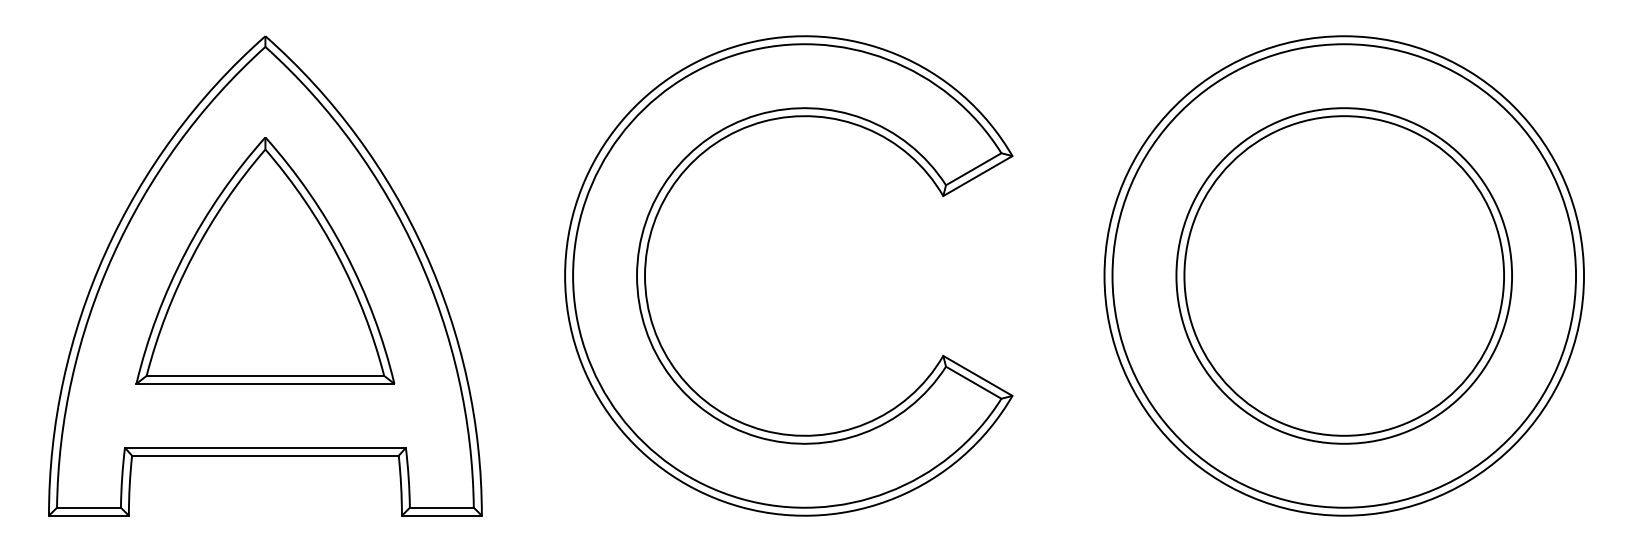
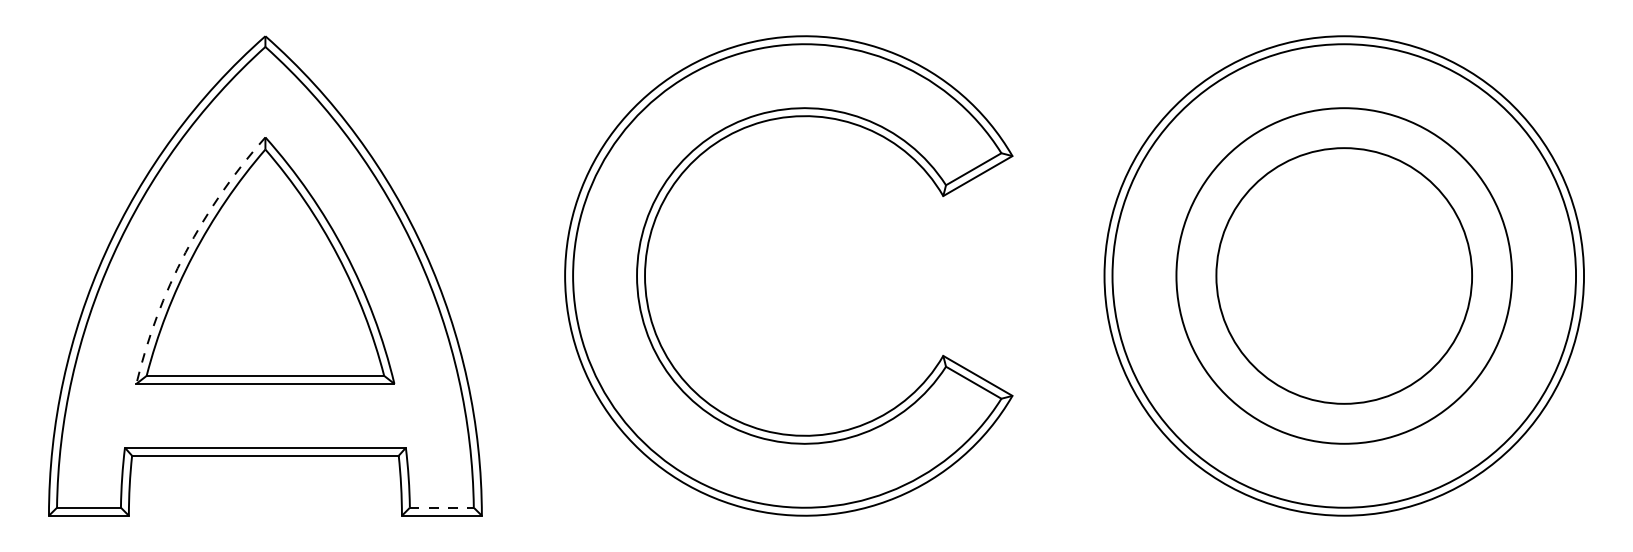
arc: solid -> dashed (185, 252)
circle diameter: 320 px -> 256 px (1344, 275)
line: solid -> dashed (441, 507)
